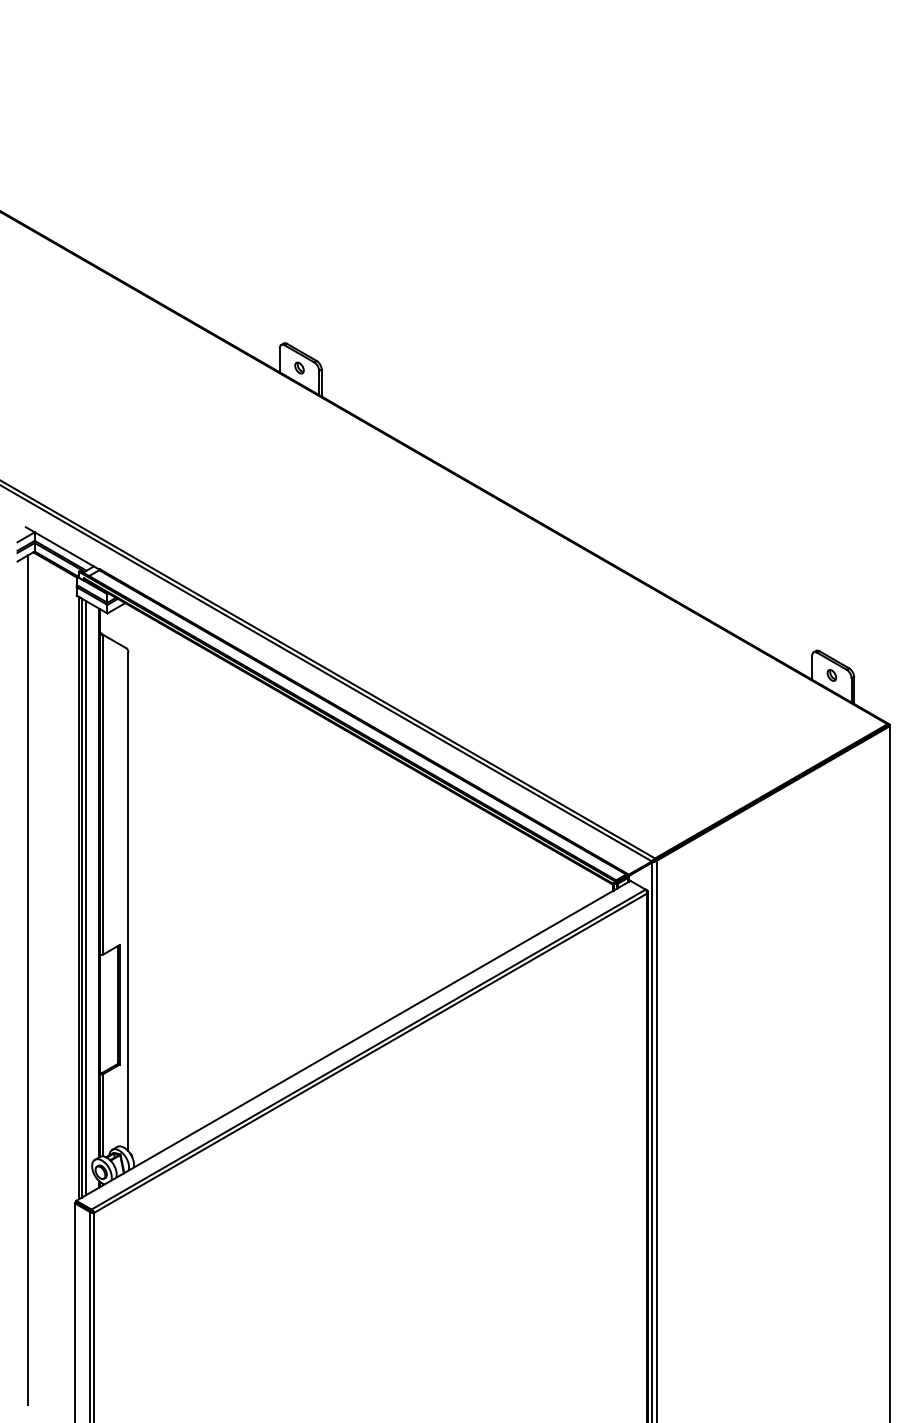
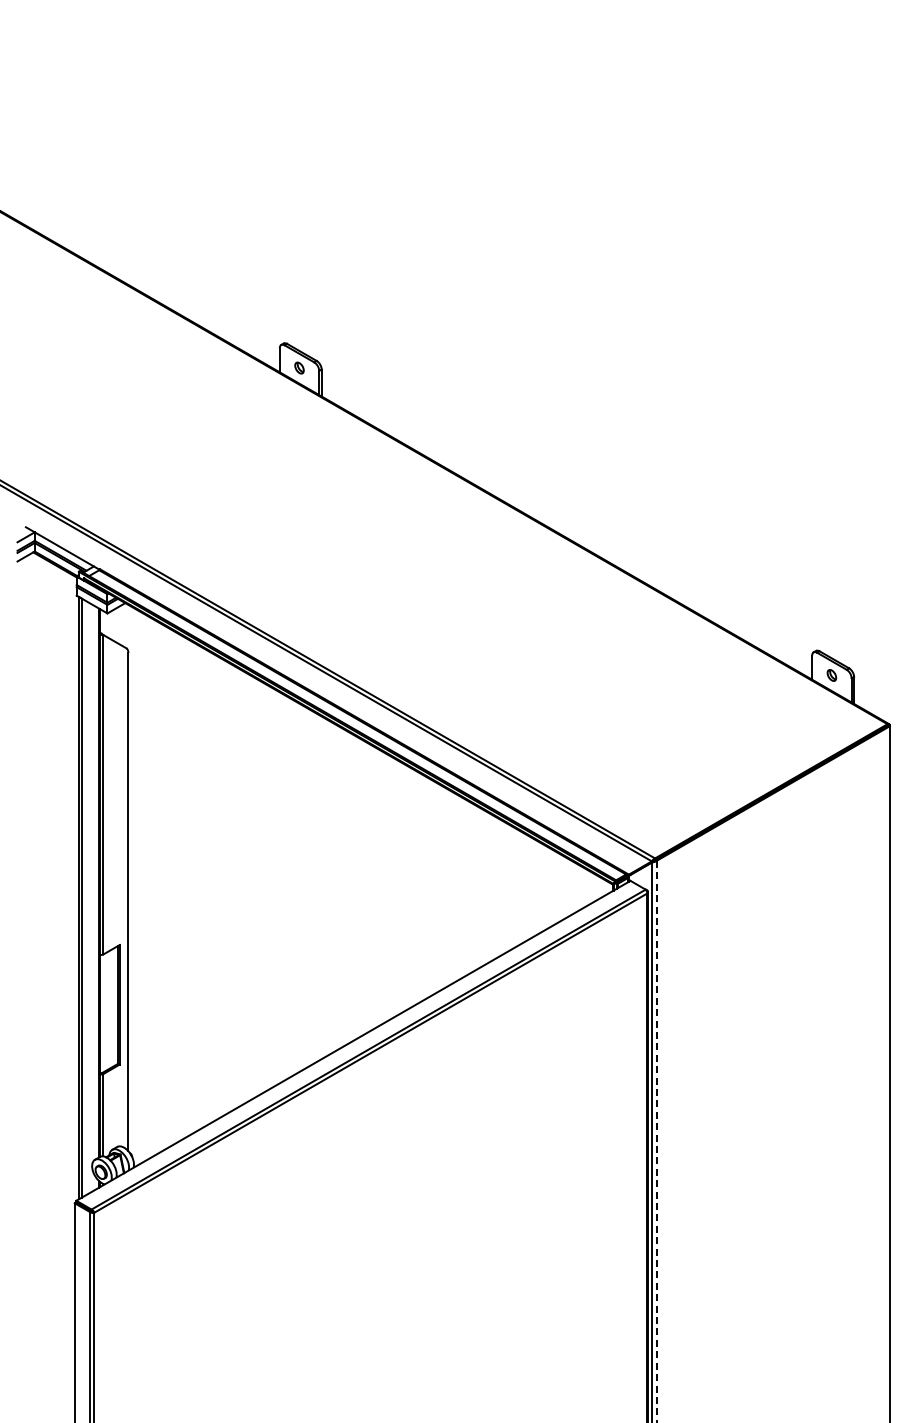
line: present -> none (86, 898)
line: present -> none (27, 979)
line: solid -> dashed (656, 1141)
